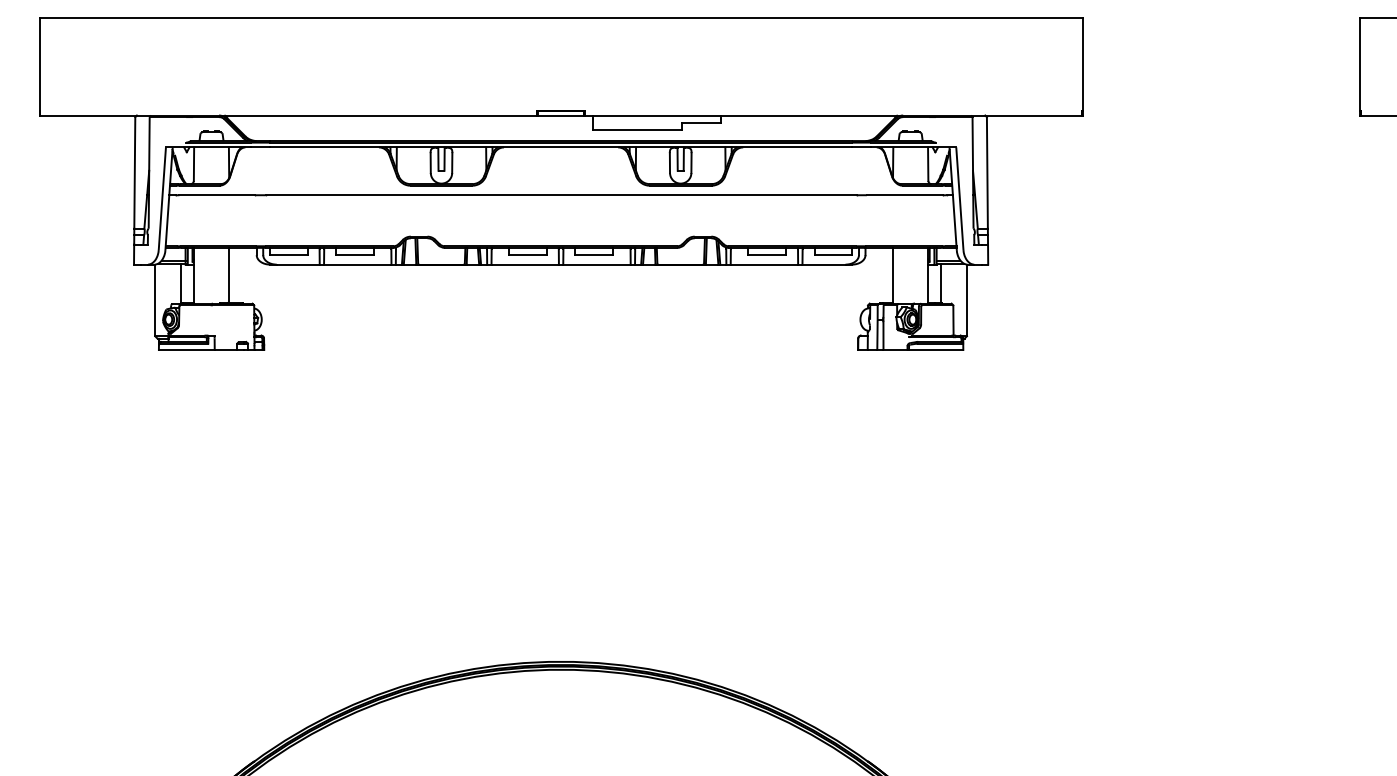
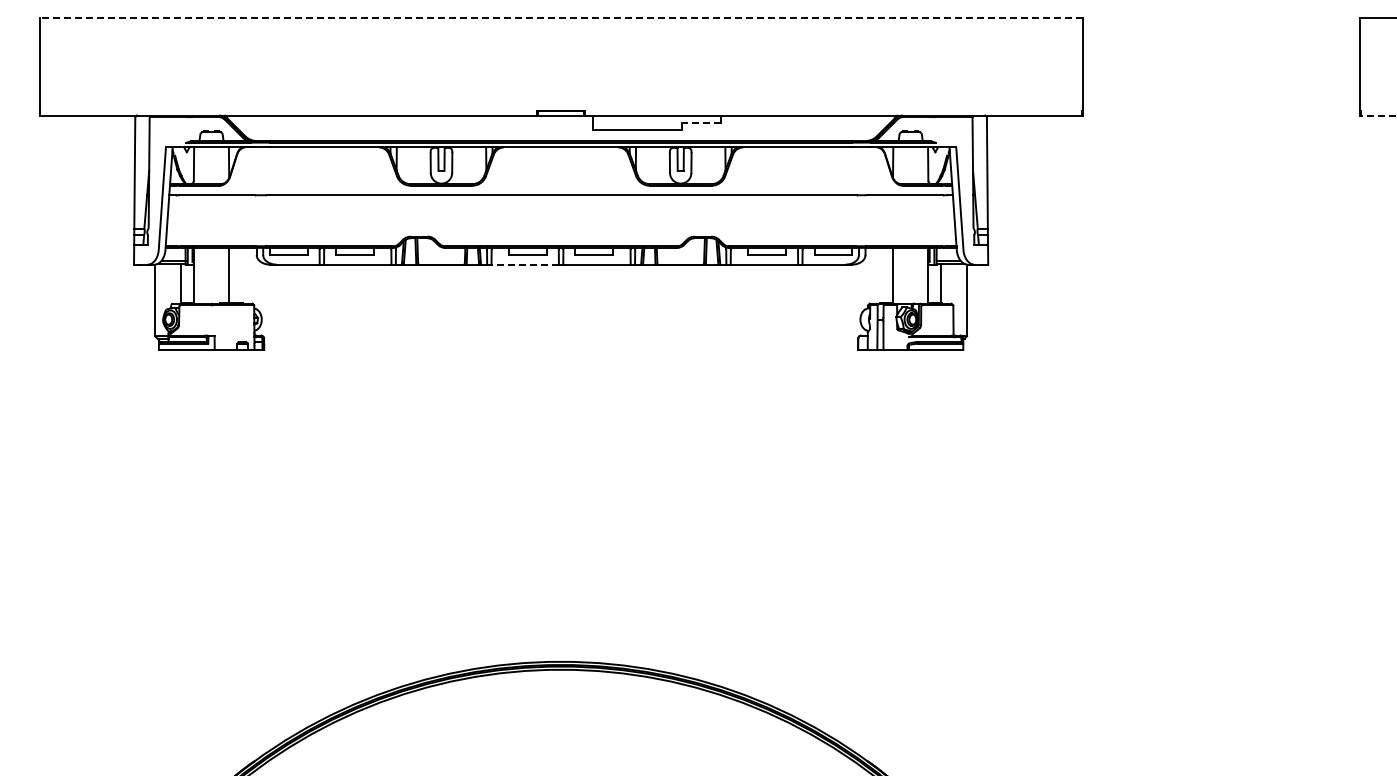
line: solid -> dashed (560, 18)
line: solid -> dashed (1378, 115)
line: solid -> dashed (700, 123)
line: solid -> dashed (525, 264)
